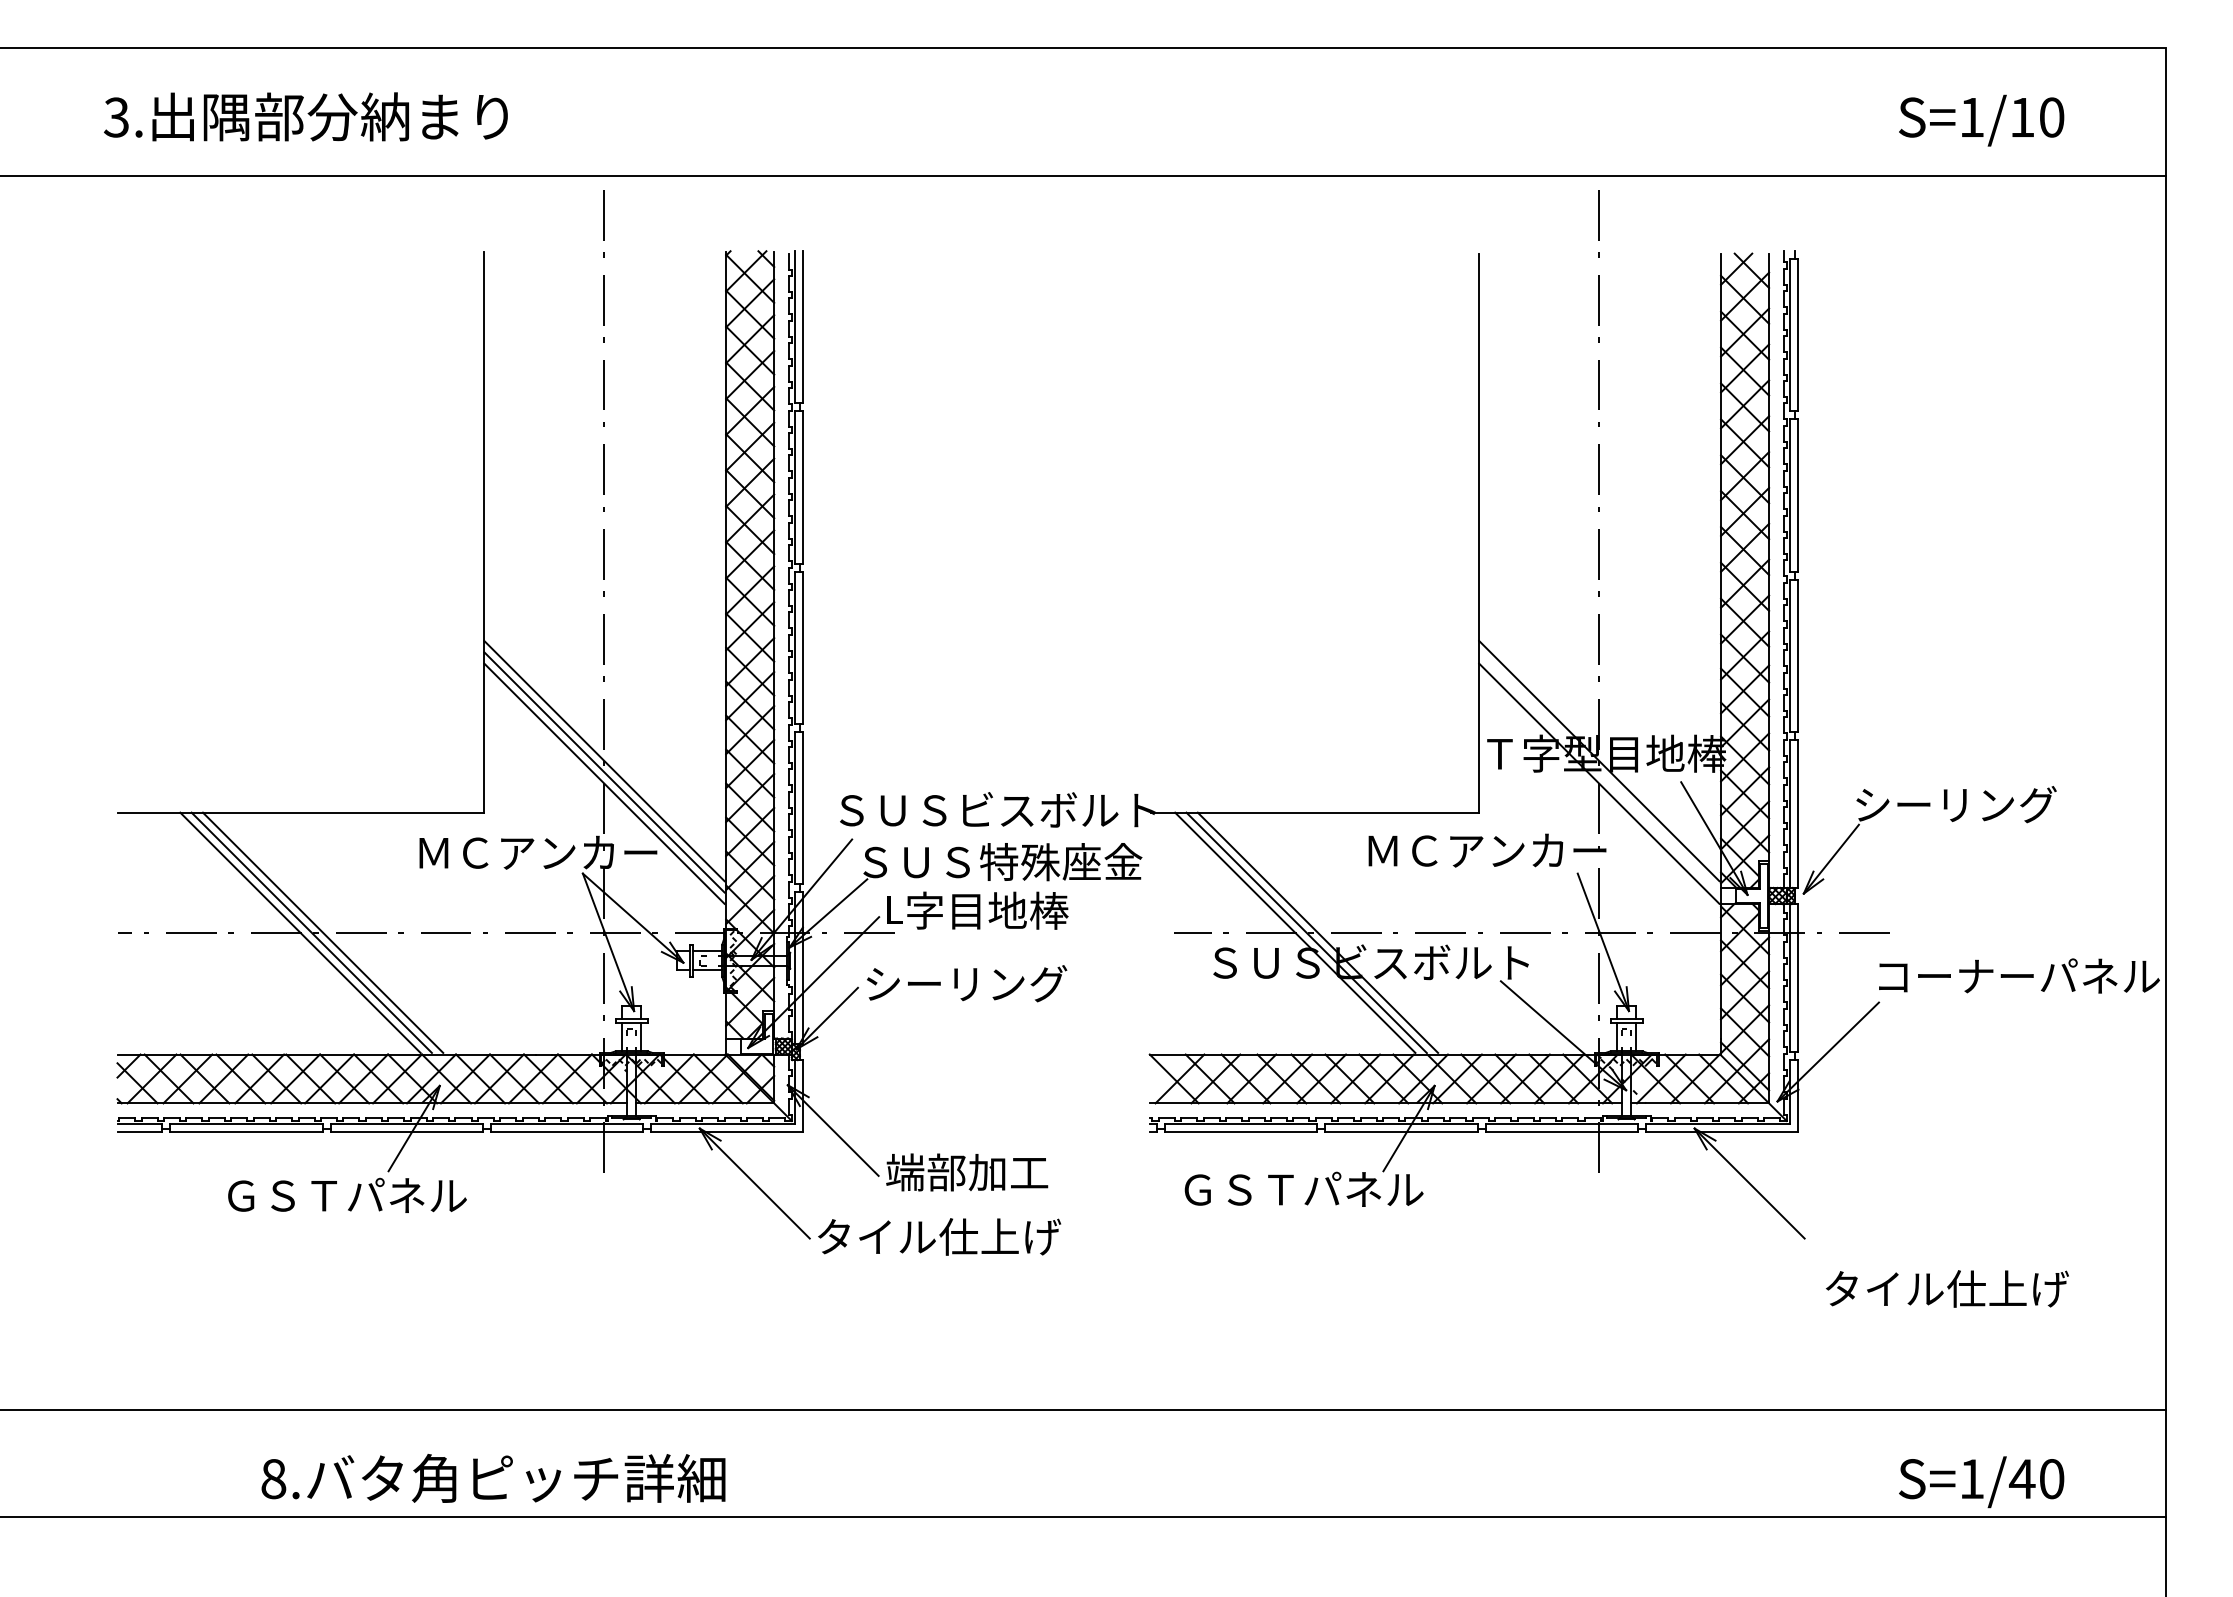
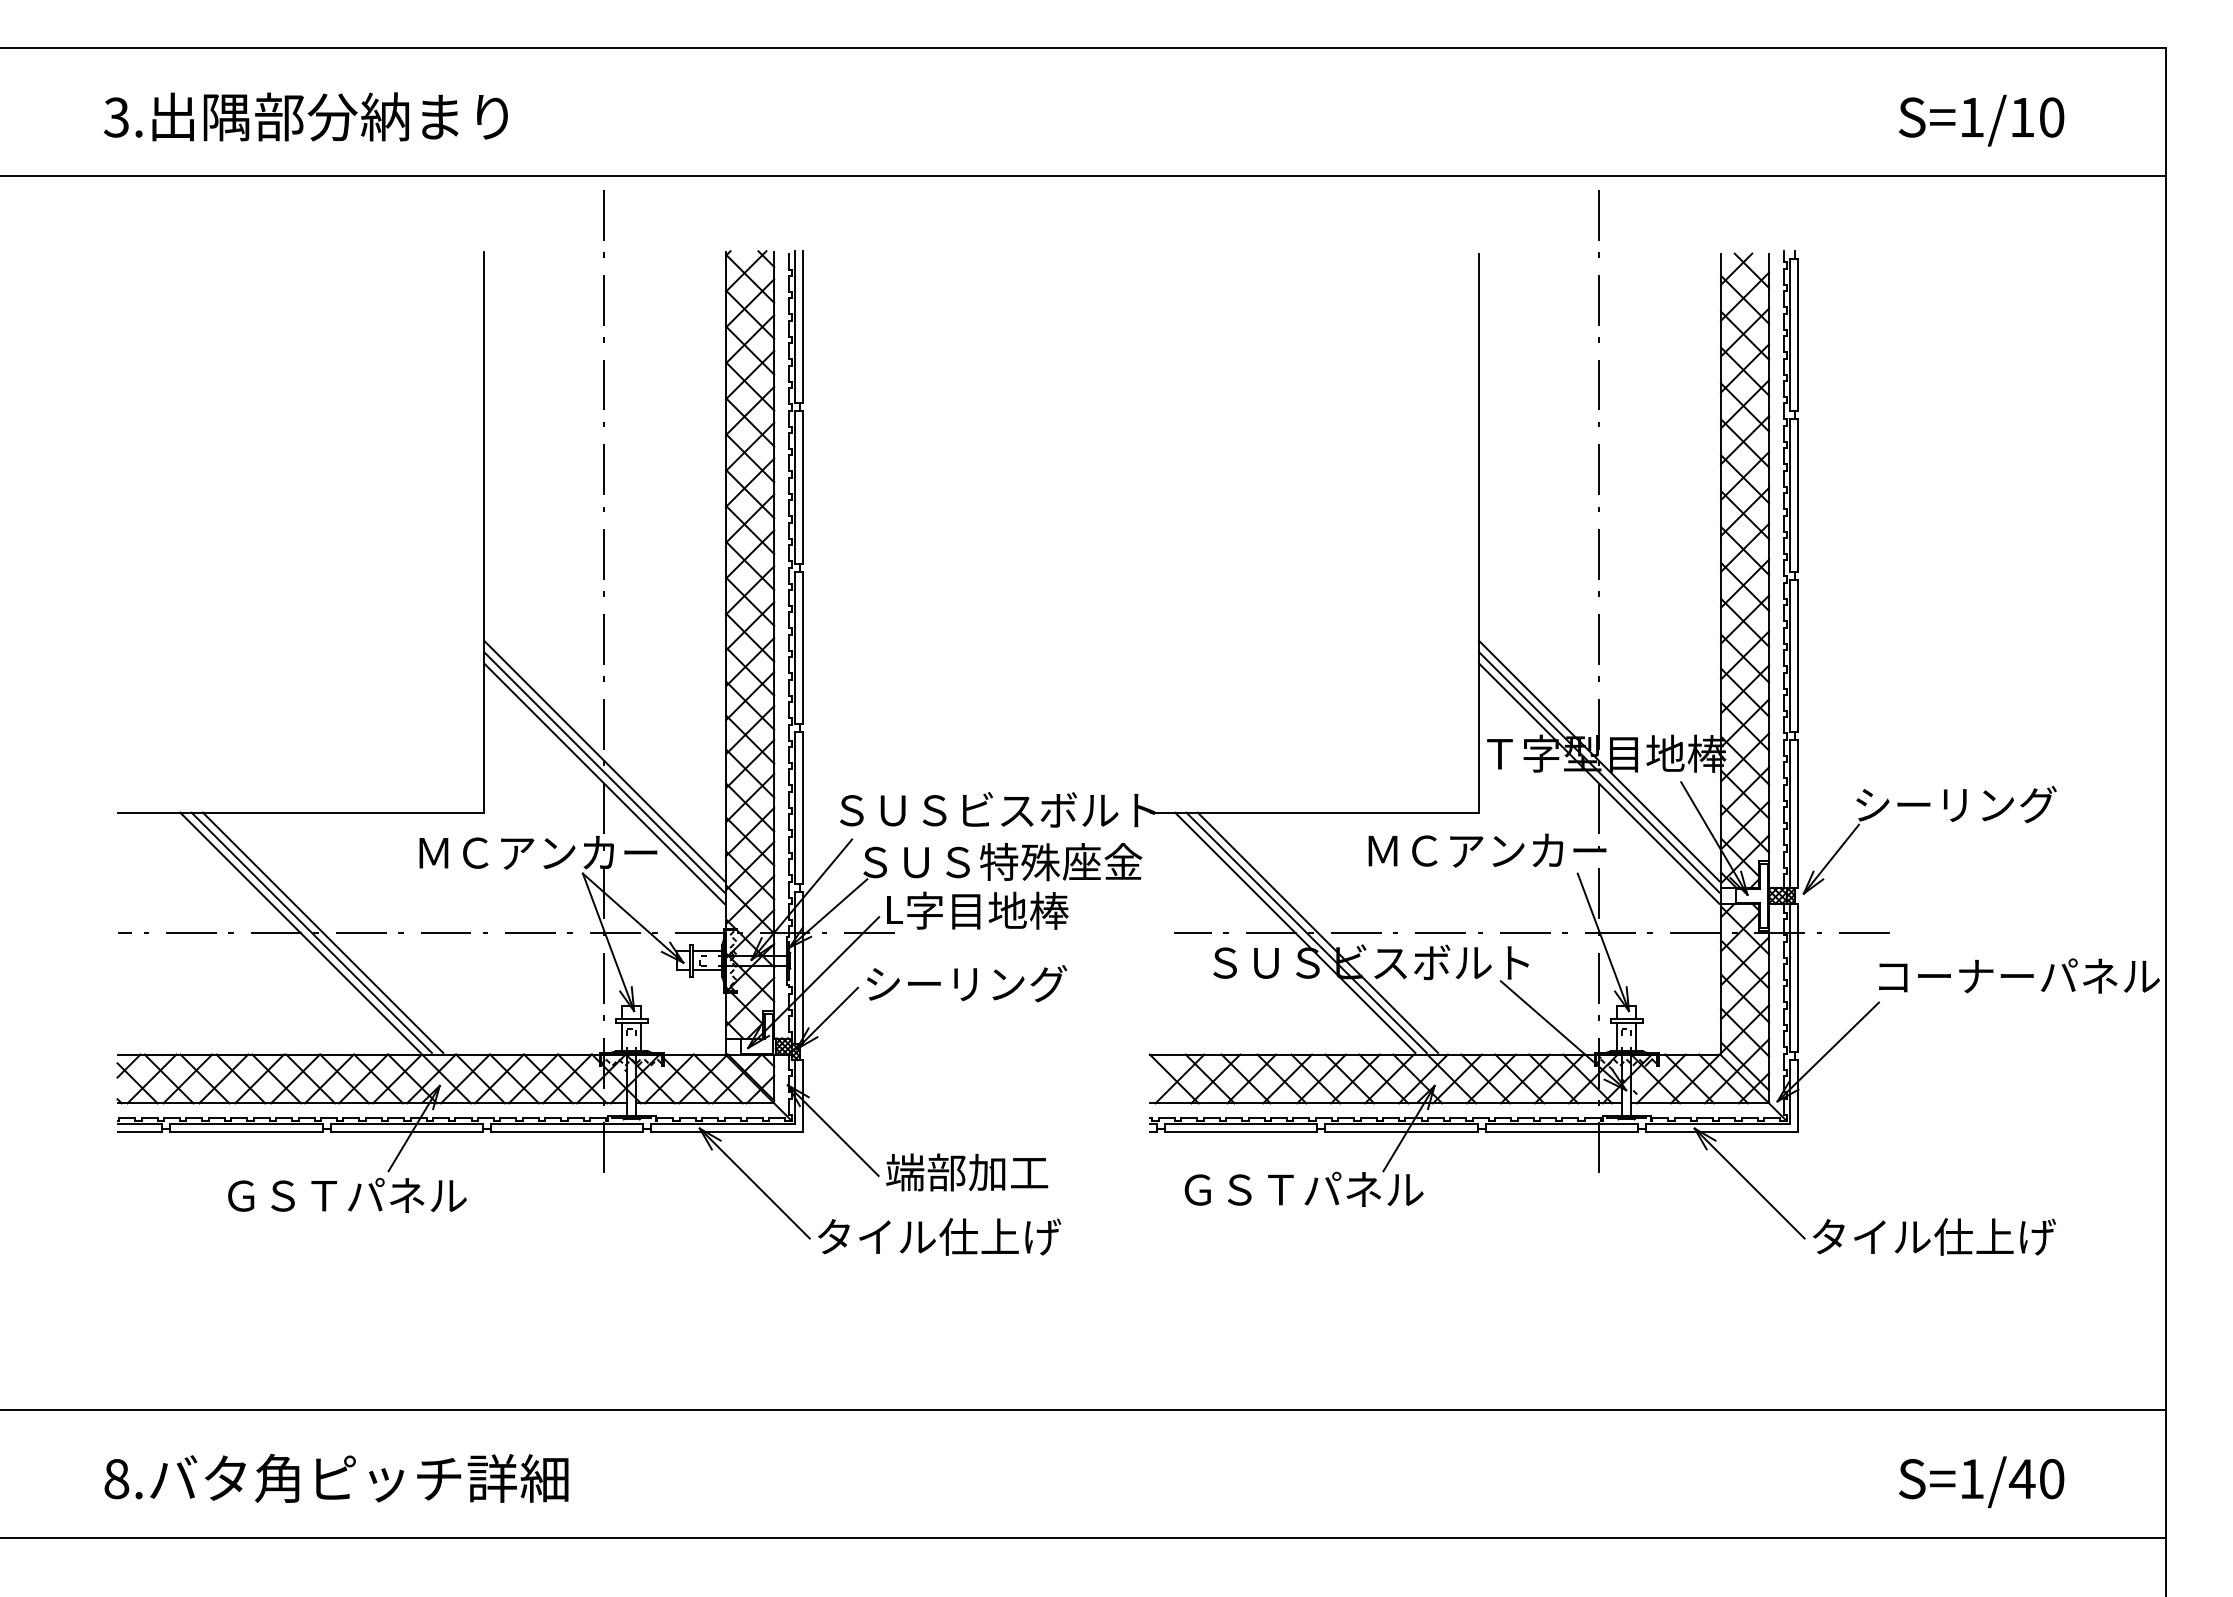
line: none -> present (1599, 772)
text position: (1947, 1288) -> (1934, 1236) (1934, 1236)
text position: (493, 1478) -> (336, 1478) (336, 1478)
line position: (1084, 1516) -> (1084, 1537) (1084, 1537)
